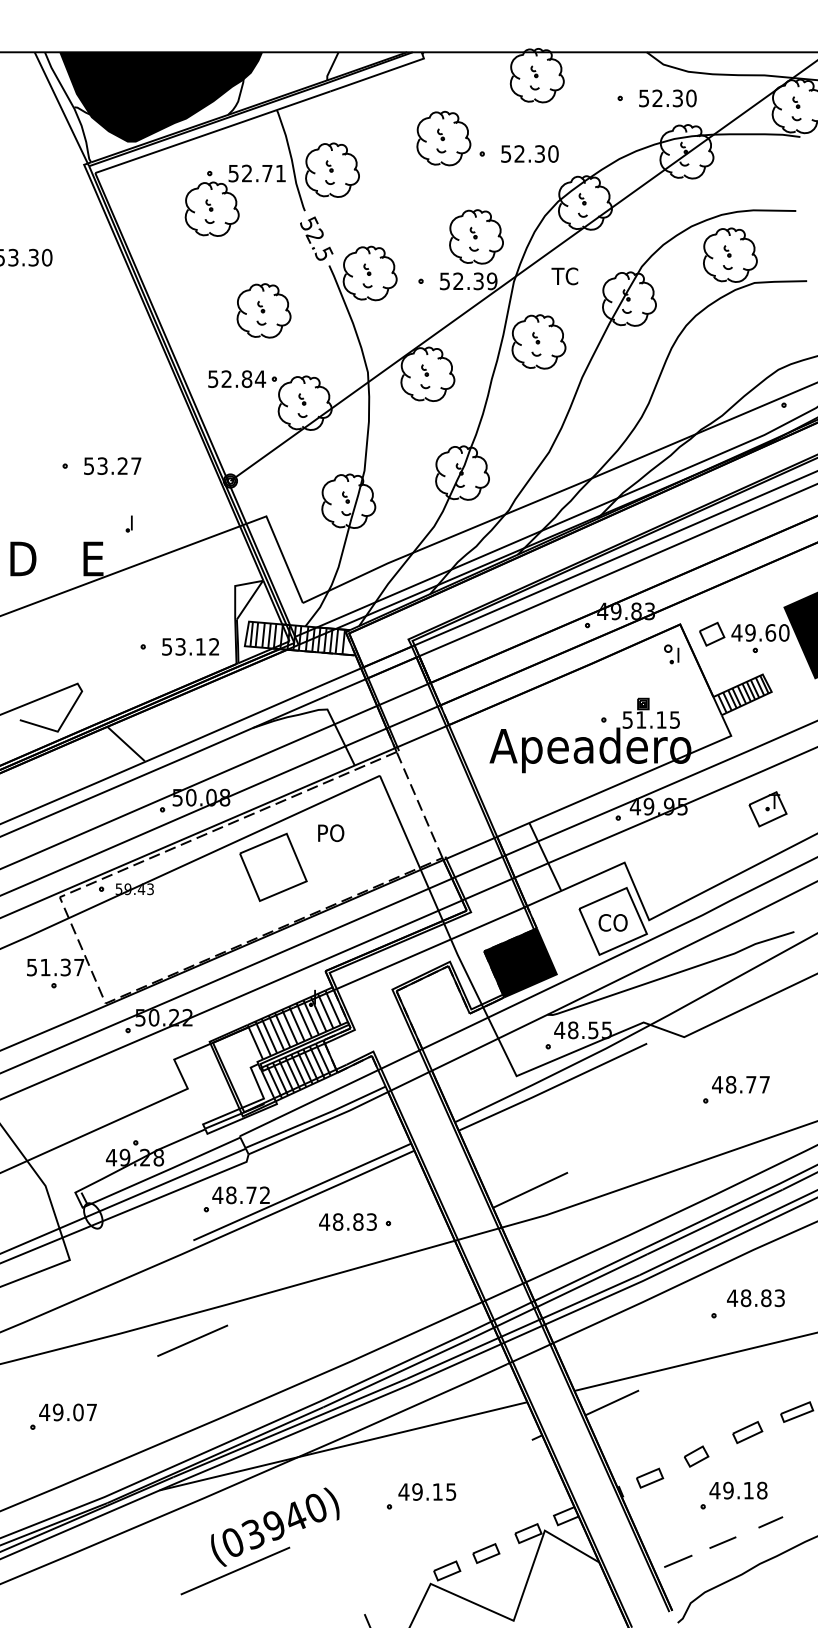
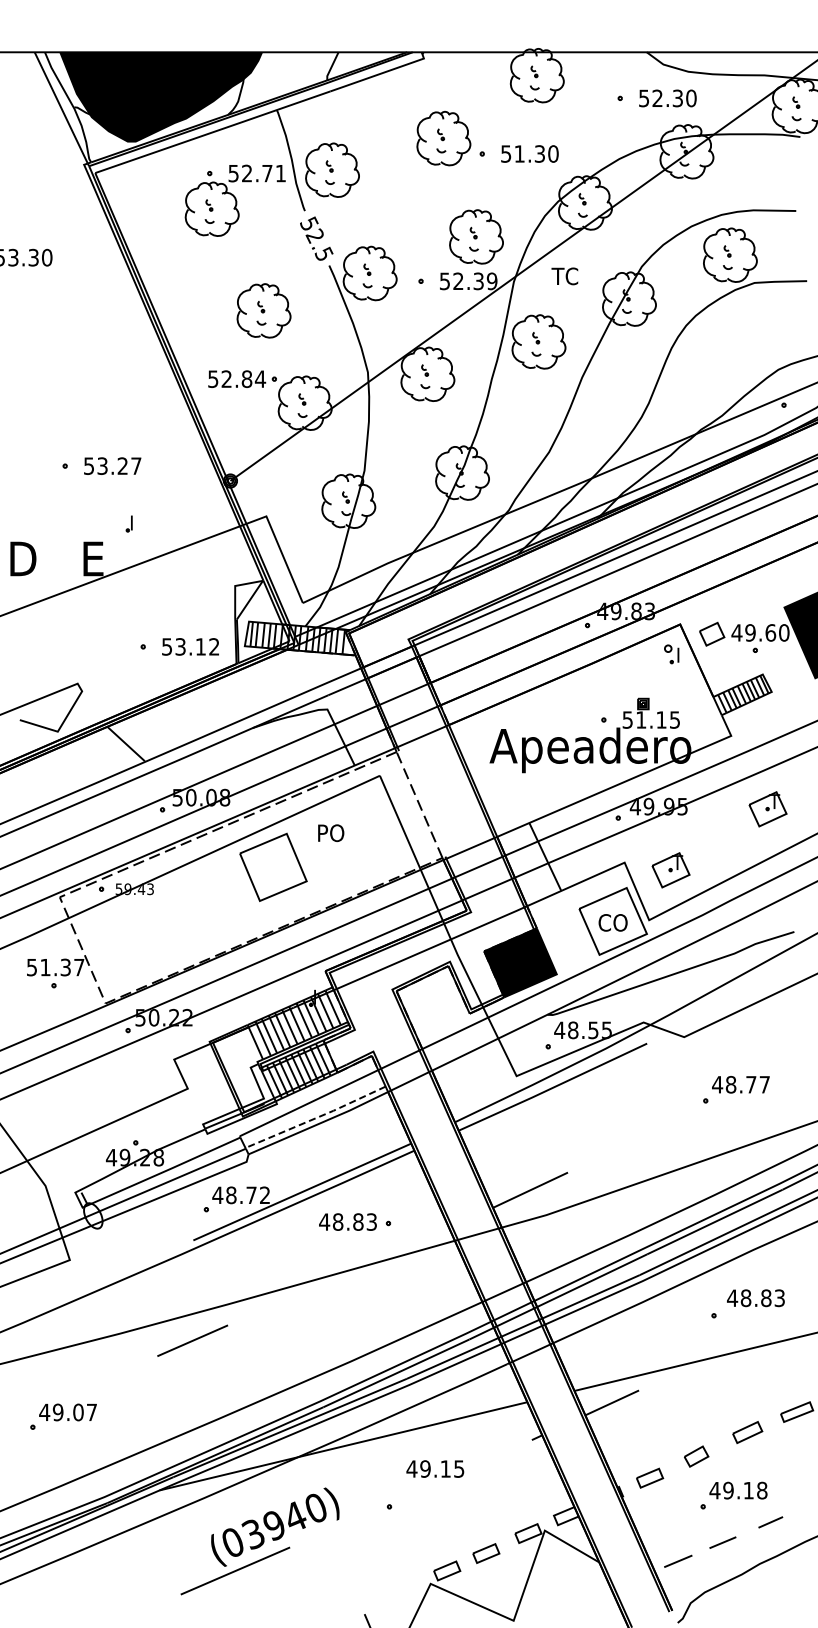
text: 52.30 -> 51.30 (519, 153)
part: none -> present (670, 870)
line: solid -> dashed (316, 1118)
text position: (427, 1491) -> (435, 1468) (435, 1468)
